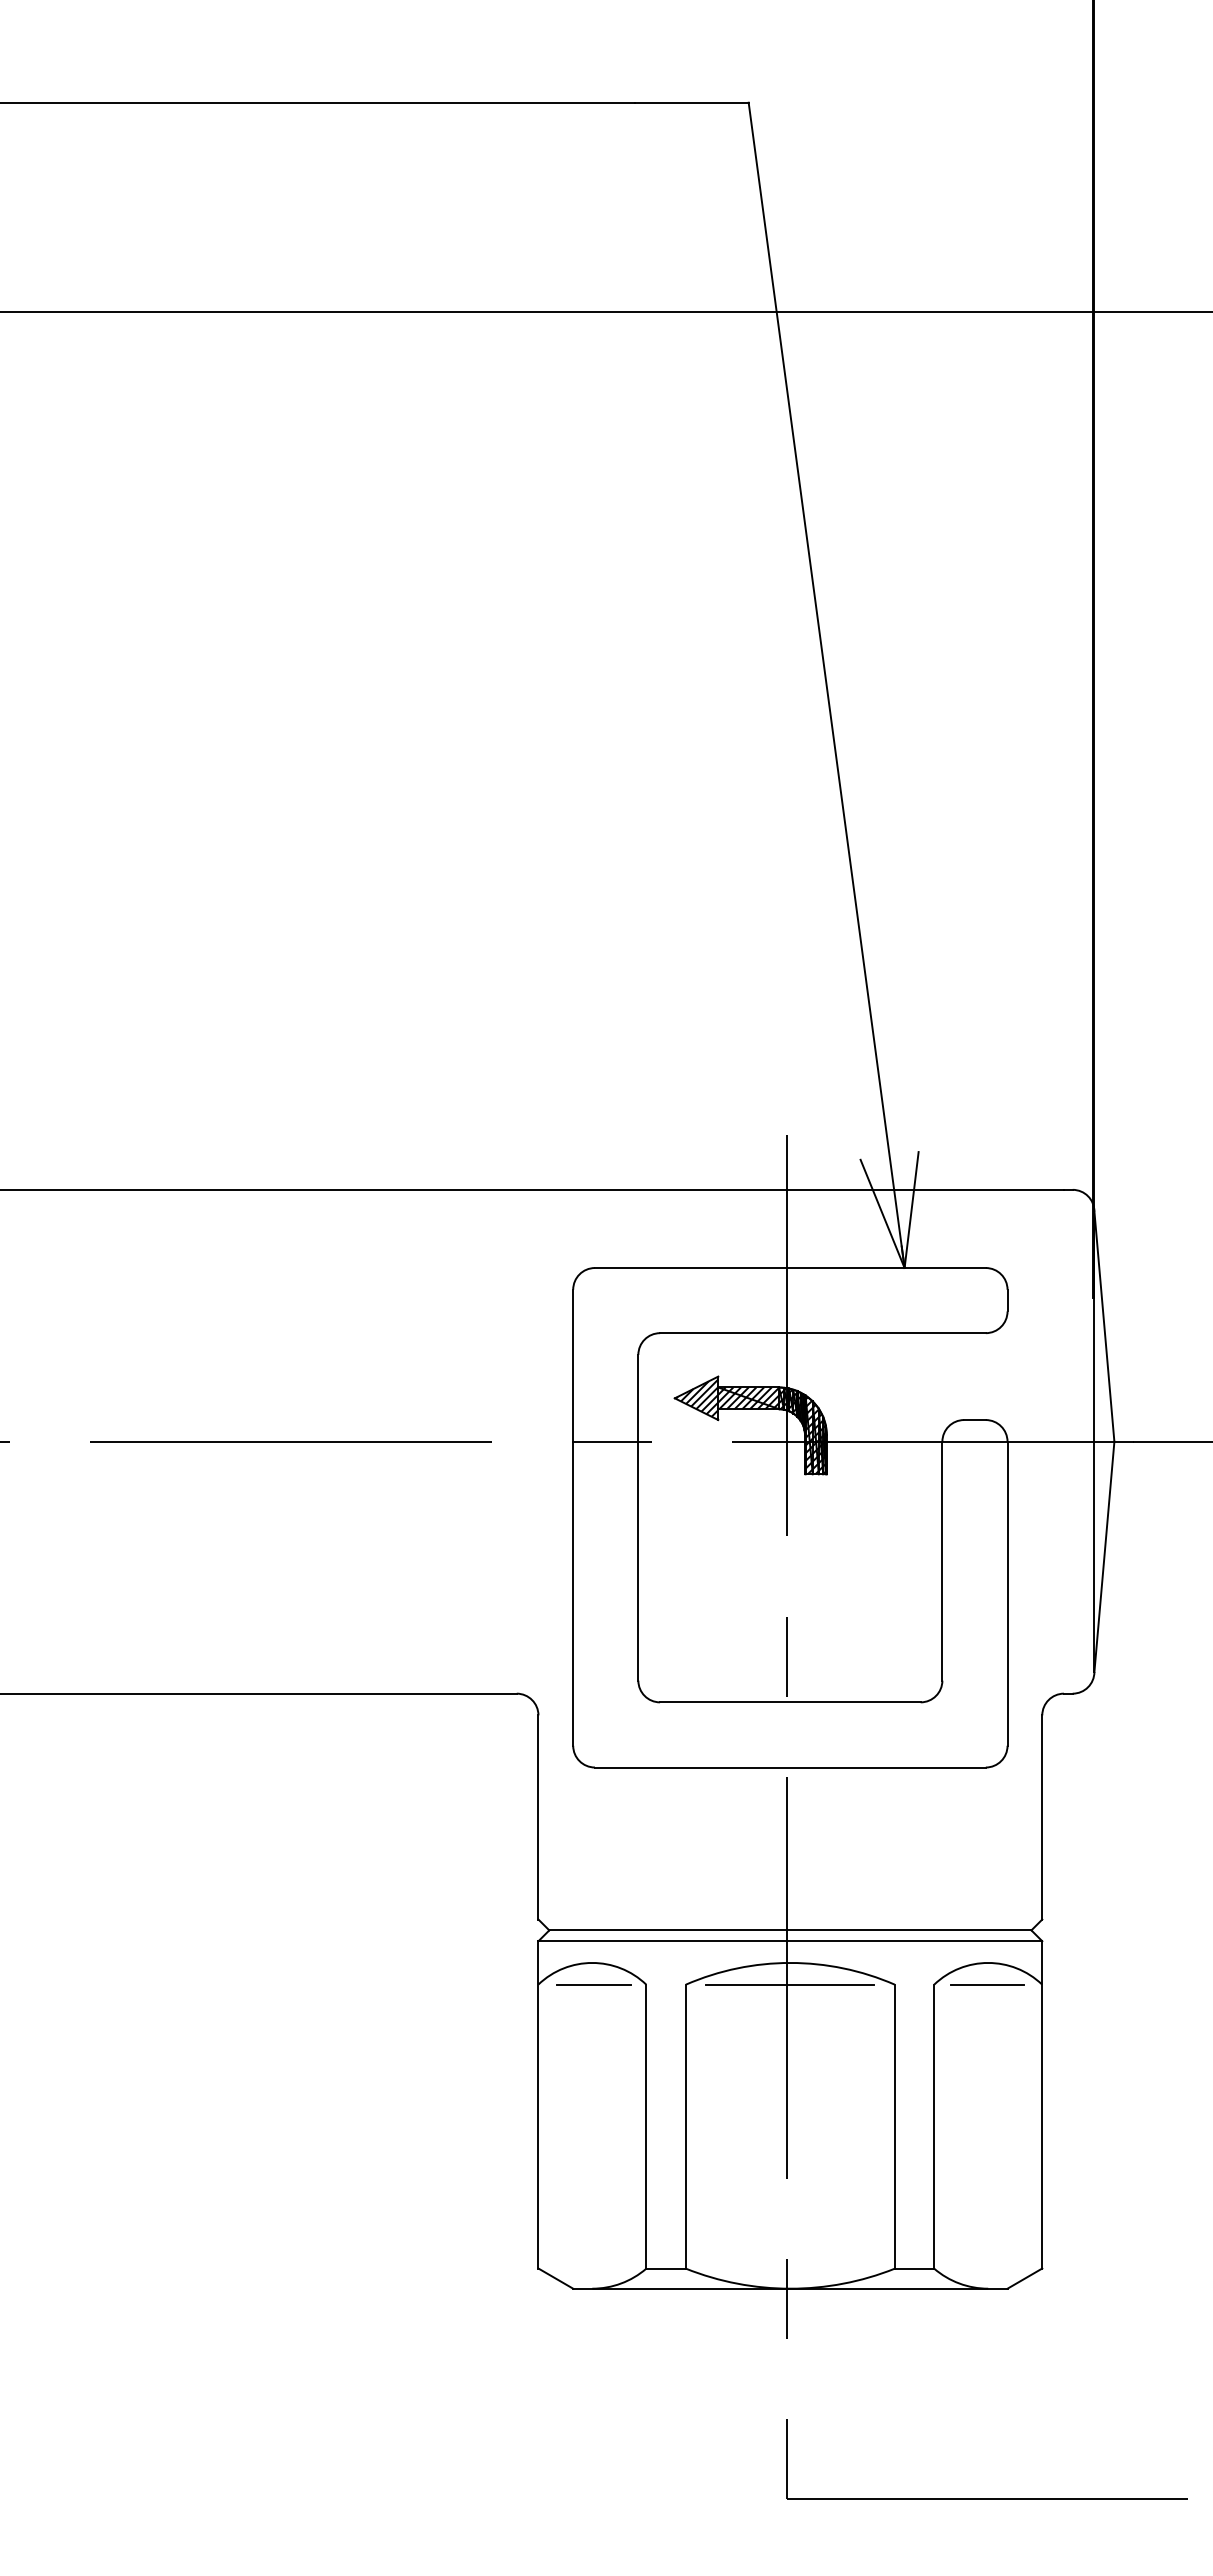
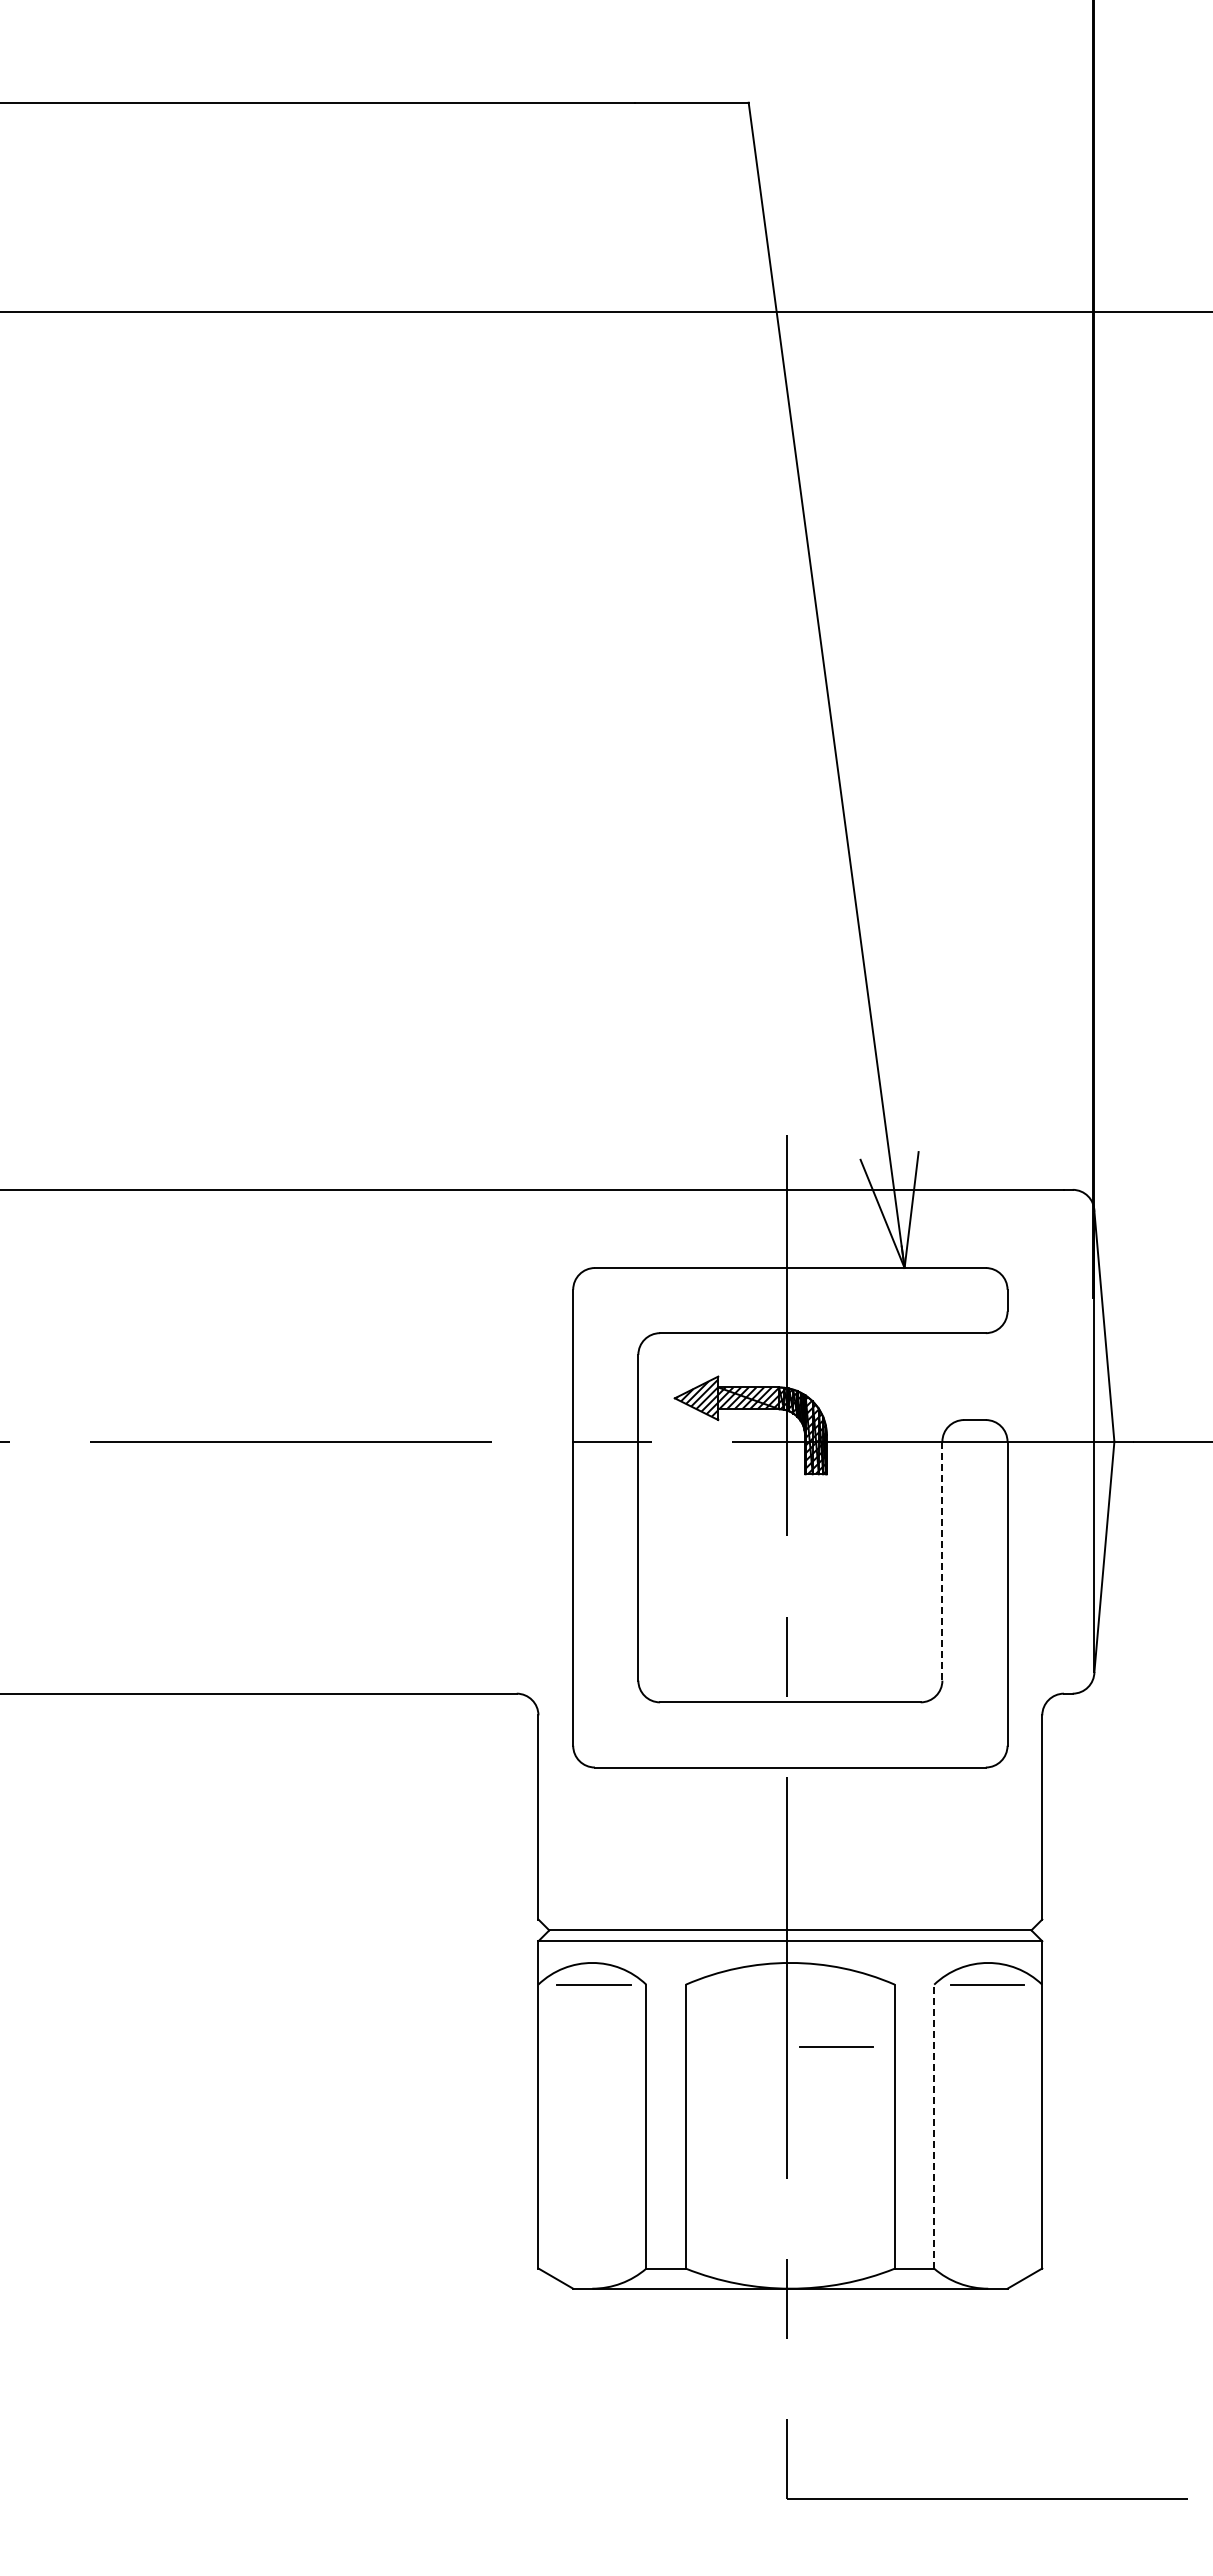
line: solid -> dashed (942, 1561)
line: present -> none (789, 1984)
line: none -> present (836, 2046)
line: solid -> dashed (934, 2126)
